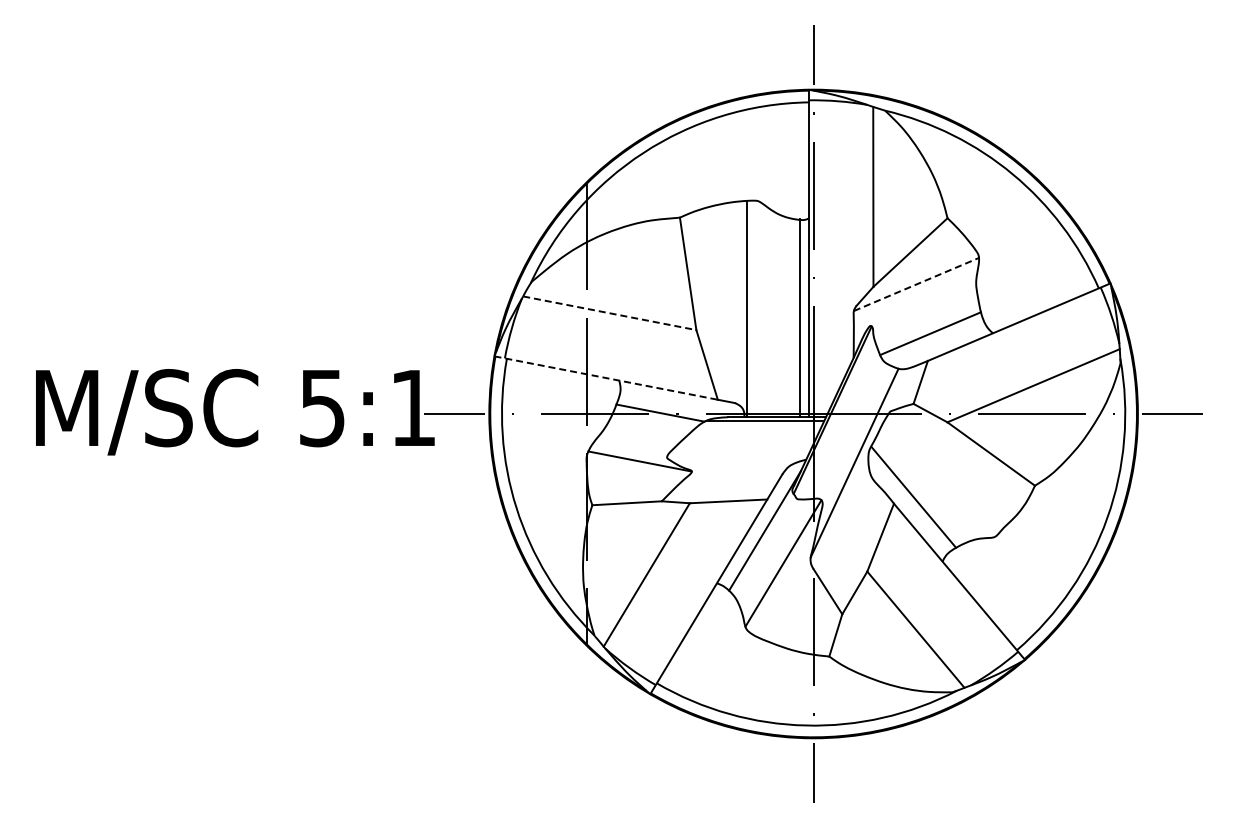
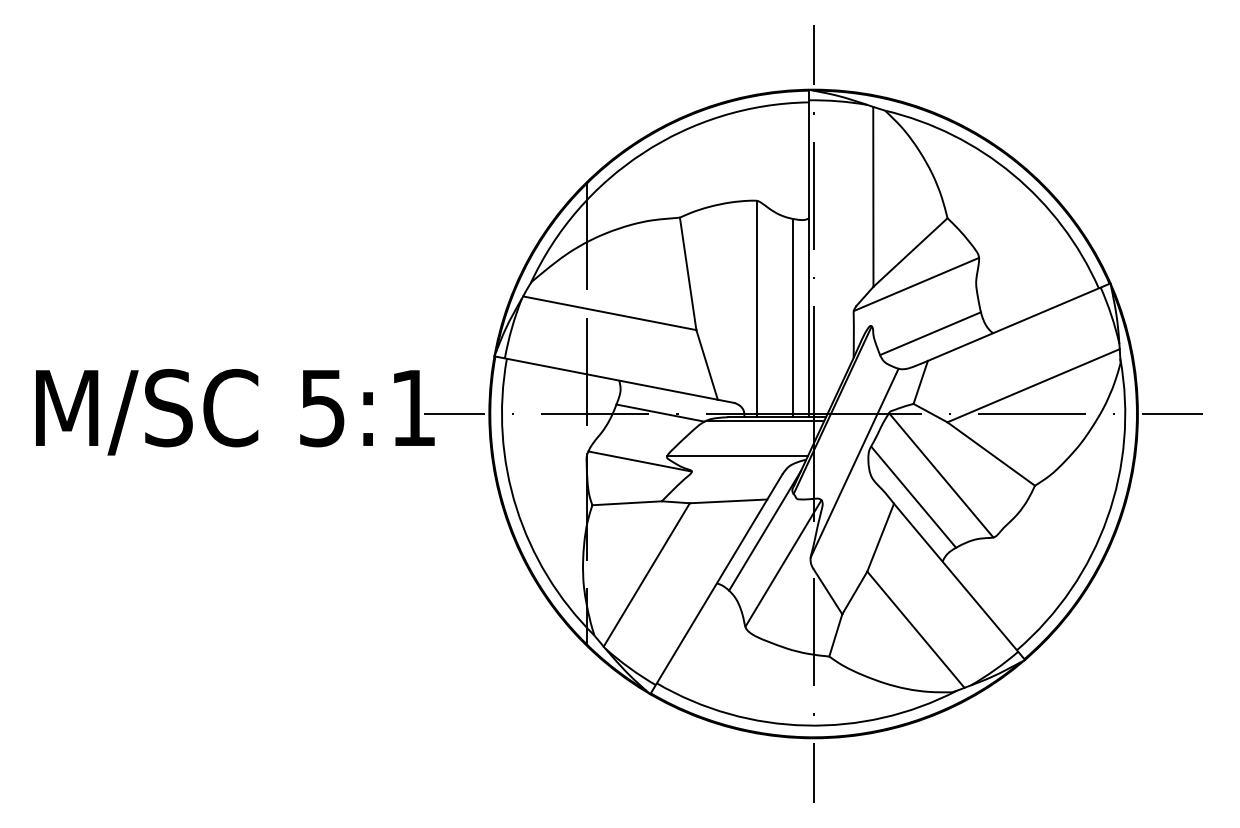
line: dashed -> solid (916, 284)
line position: (747, 308) -> (757, 308) (757, 308)
line: dashed -> solid (610, 313)
line position: (800, 317) -> (793, 317) (793, 317)
line: dashed -> solid (606, 378)
line: none -> present (737, 456)
line: none -> present (941, 475)
